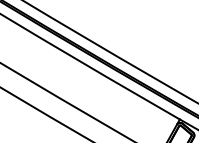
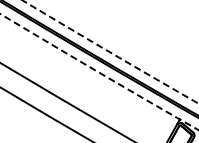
arc: solid -> dashed (110, 52)
arc: solid -> dashed (98, 72)
